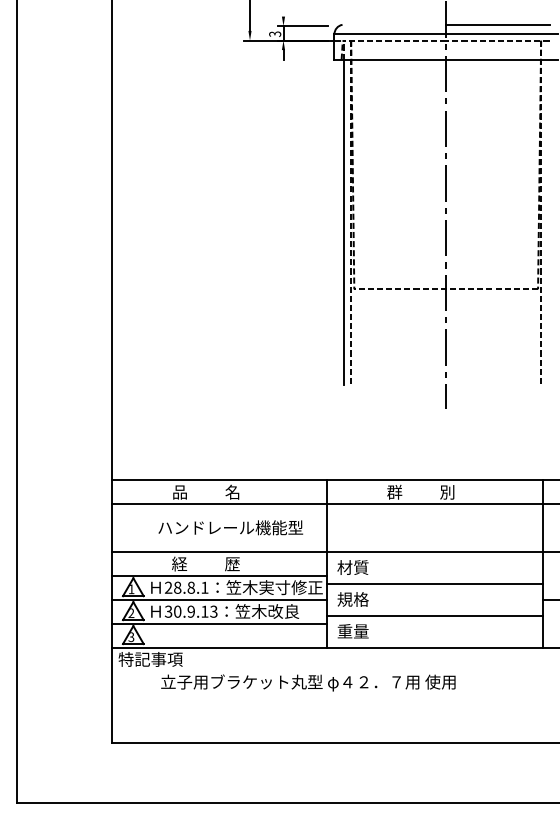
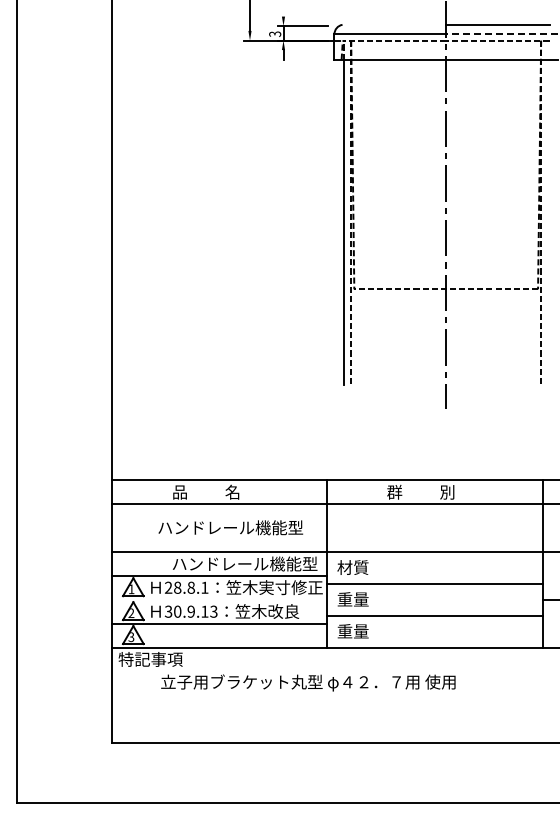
line: solid -> dashed (502, 34)
text: 経          歴 -> ハンドレール機能型 (244, 563)
line: present -> none (219, 599)
text: 規格 -> 重量 (352, 599)
